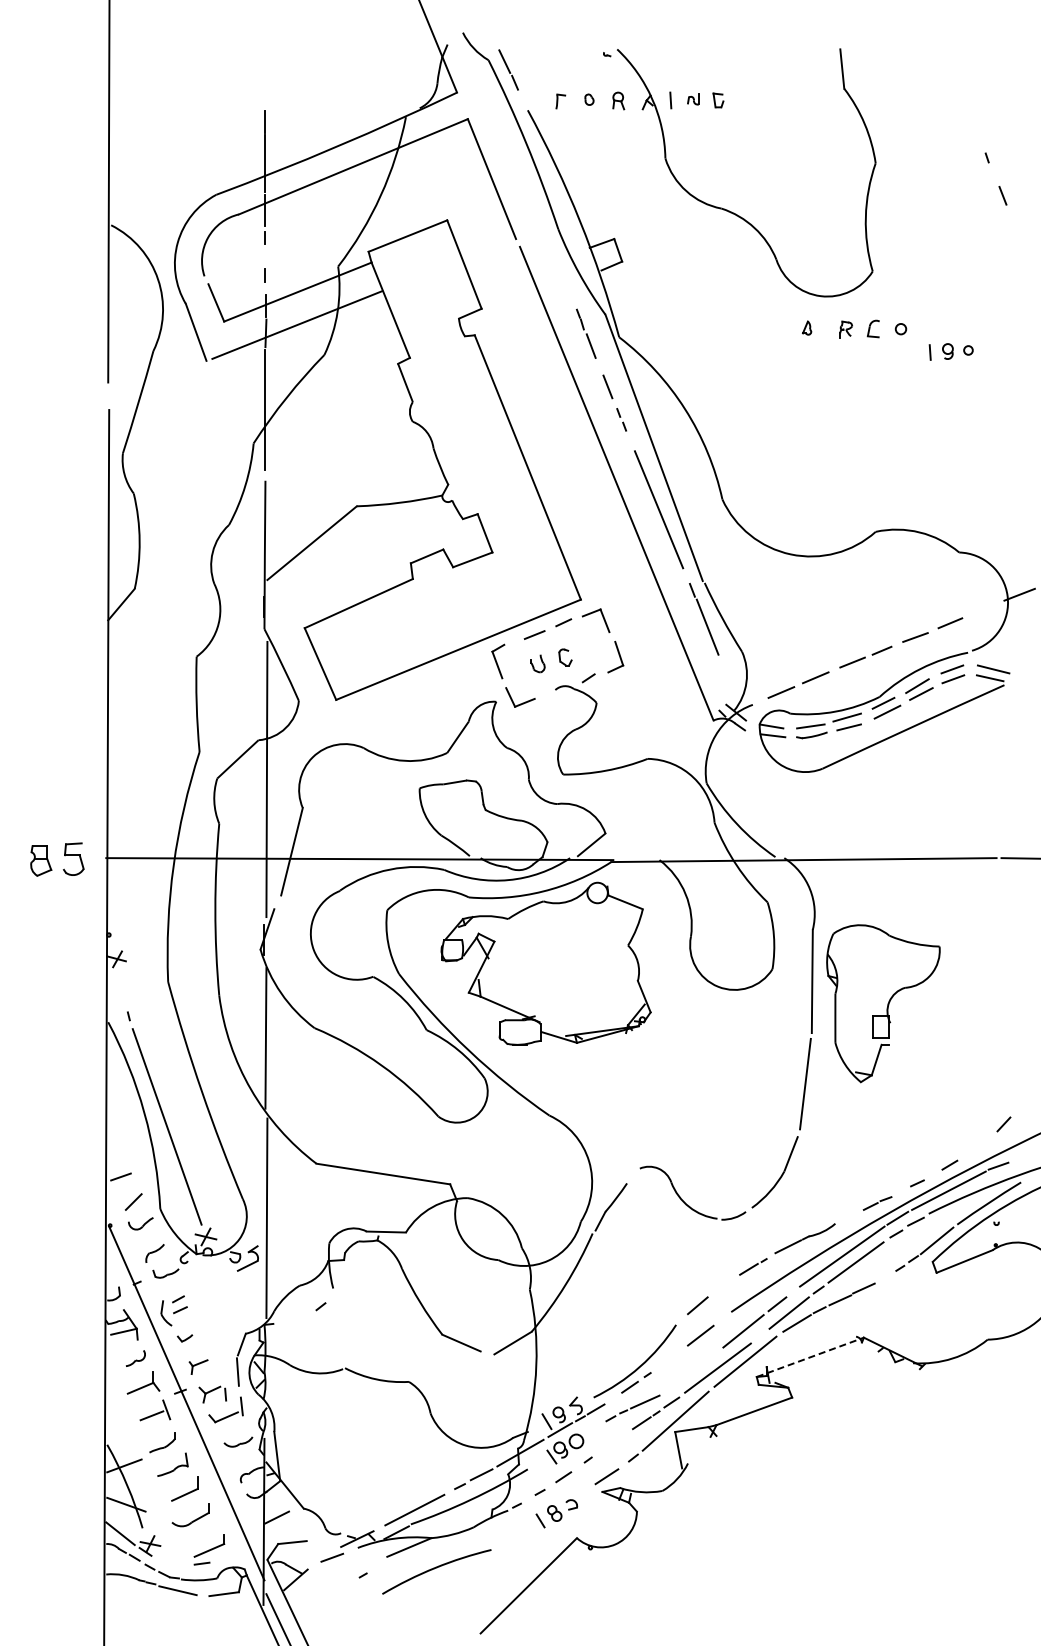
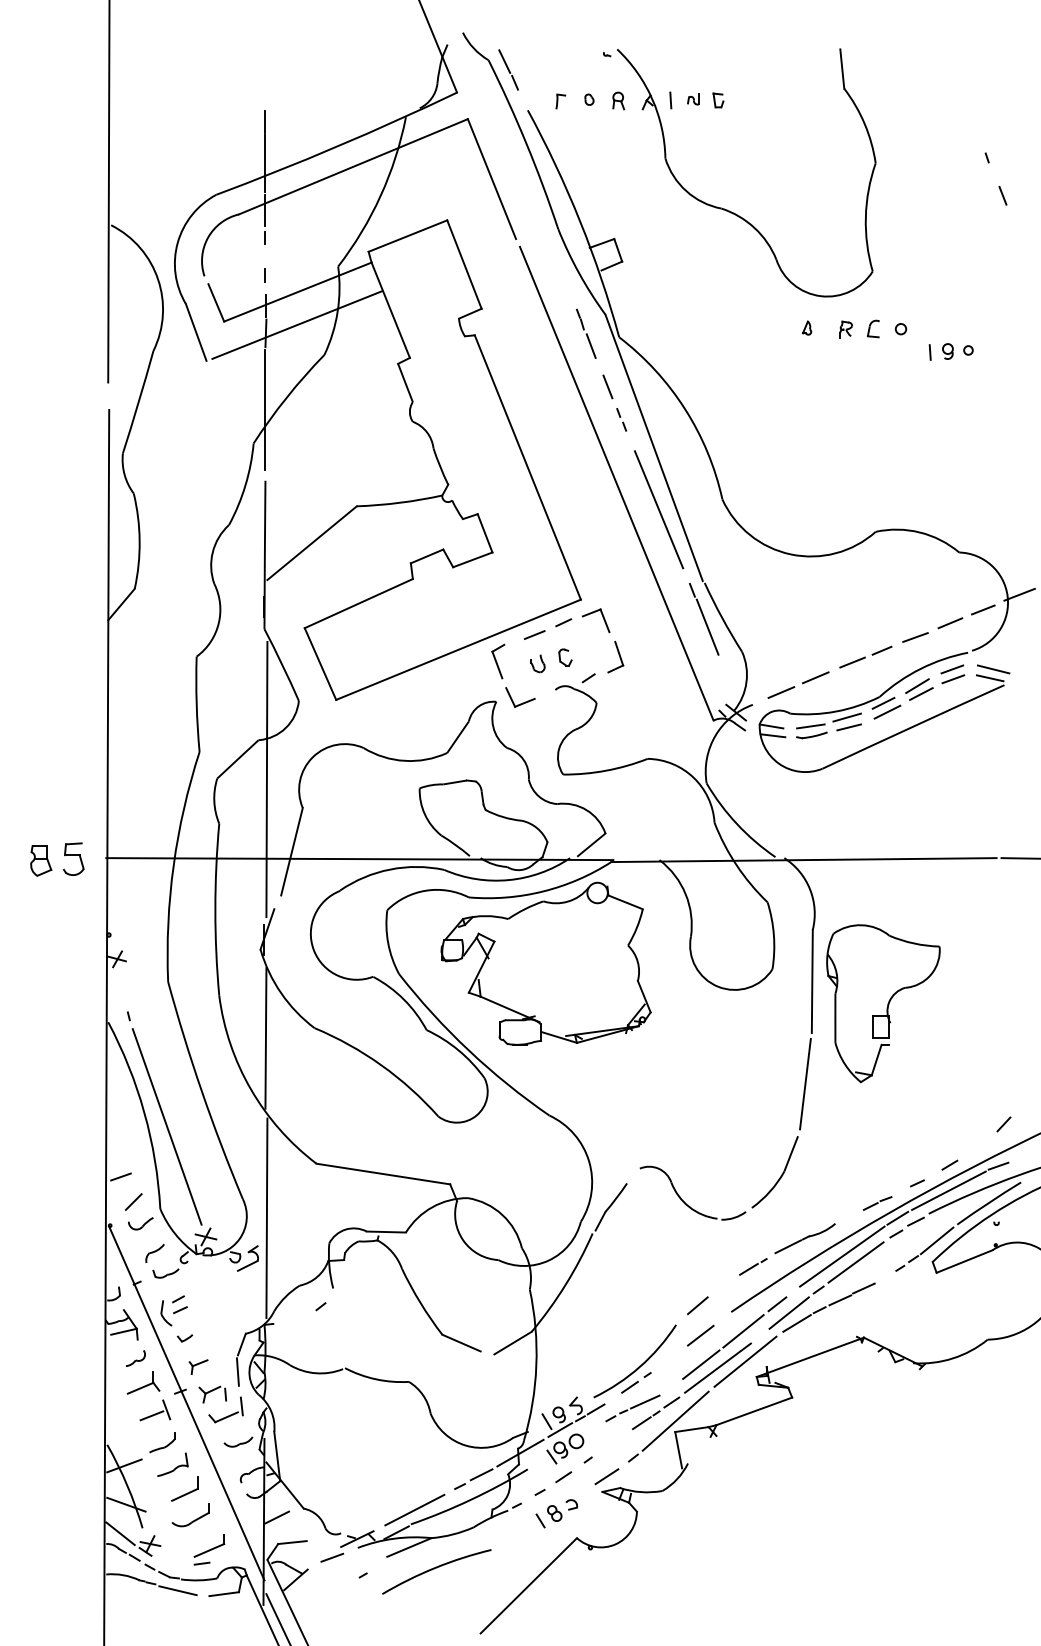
line: none -> present (983, 609)
line: dashed -> solid (810, 1357)
line: none -> present (701, 1364)
